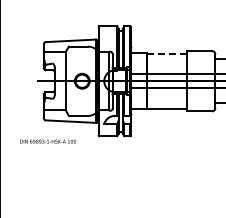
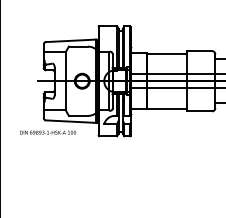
line: dashed -> solid (166, 53)
text position: (48, 141) -> (48, 132) (48, 132)
